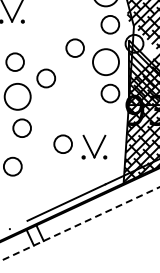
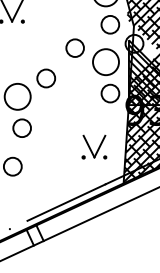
circle: present -> none (14, 61)
circle: present -> none (62, 143)
line: dashed -> solid (79, 224)
